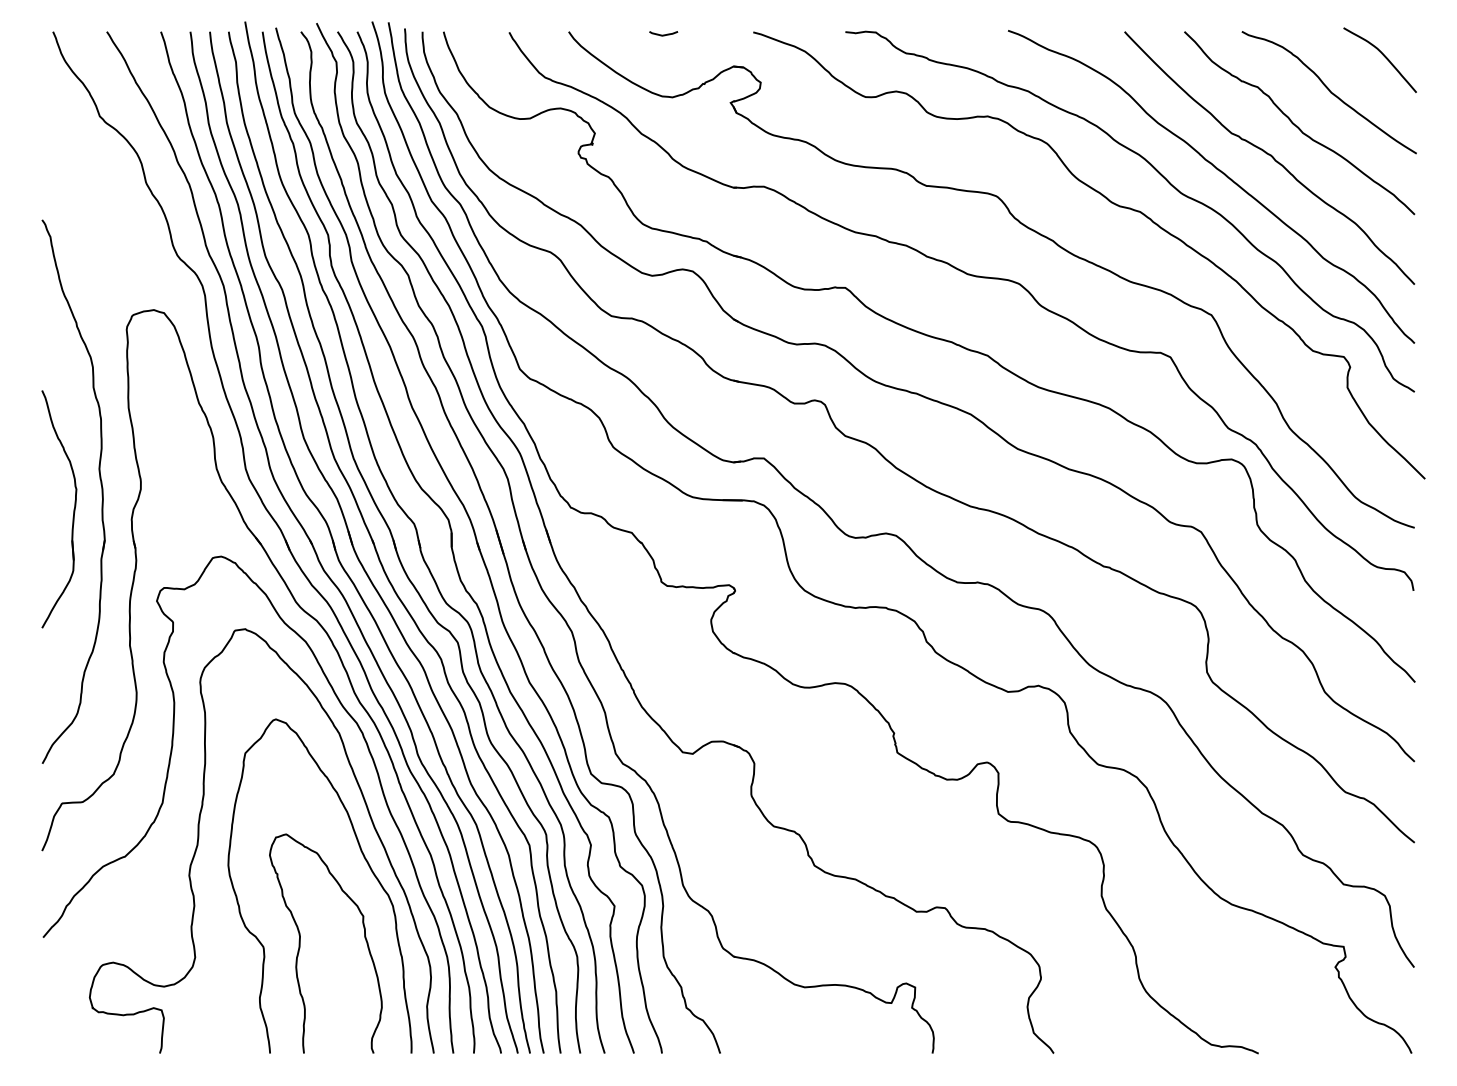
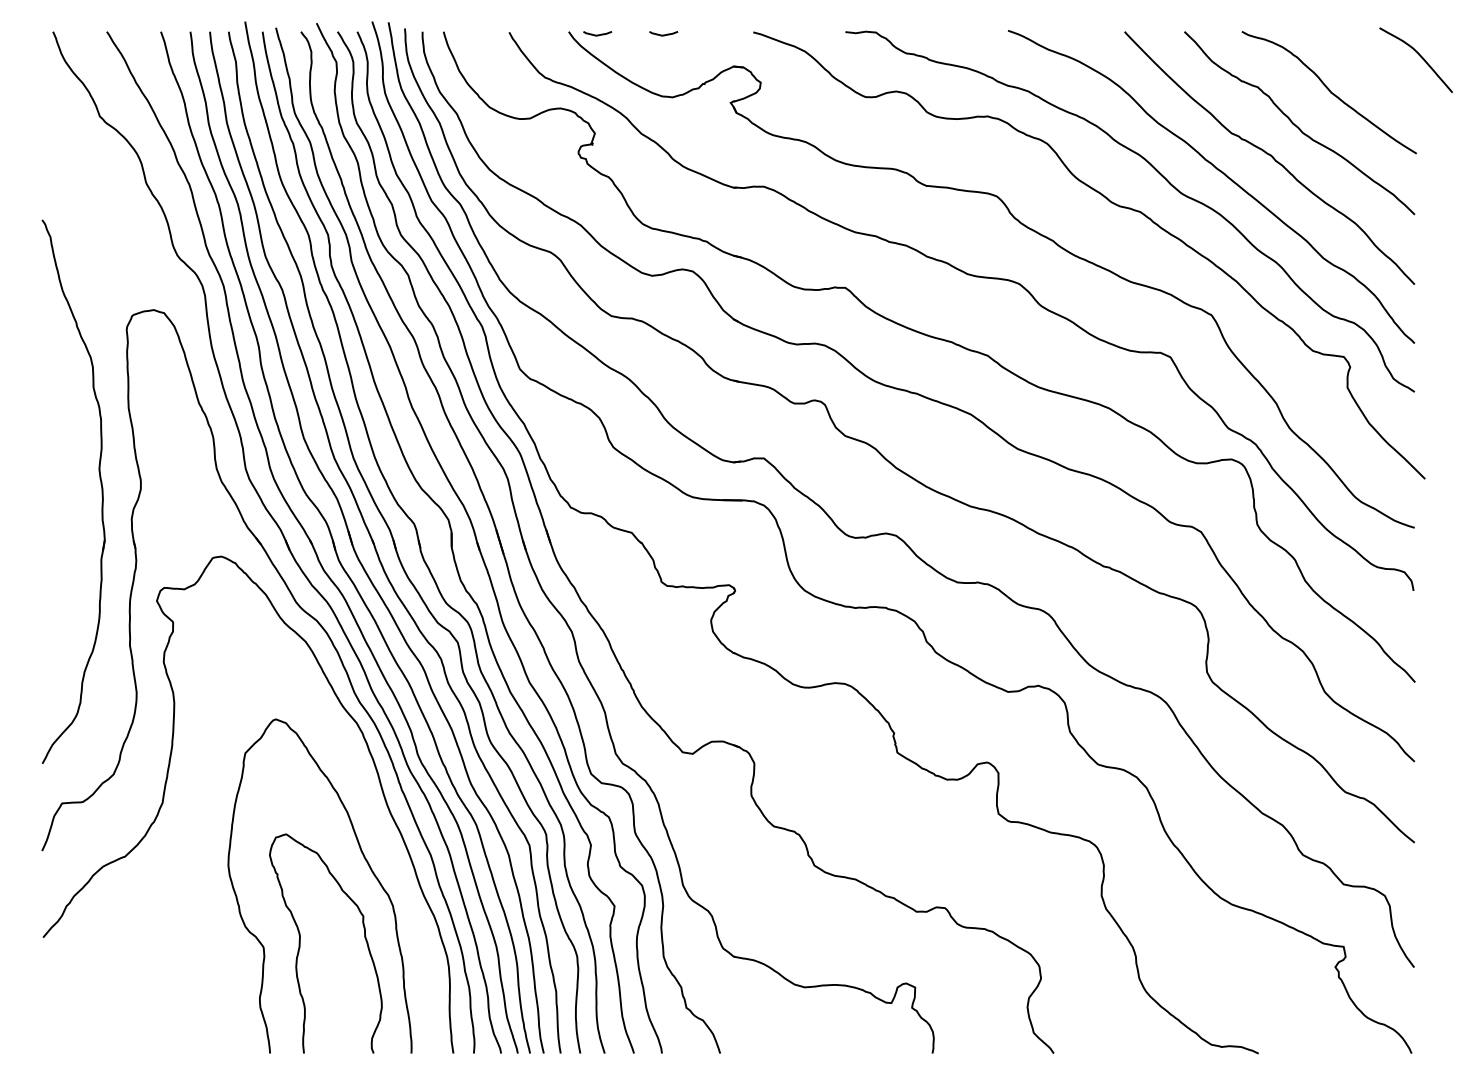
curve: none -> present (597, 34)
curve position: (1382, 55) -> (1418, 55) (1418, 55)
part: present -> none (73, 509)
curve: present -> none (199, 838)
